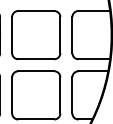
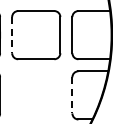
line: solid -> dashed (12, 35)
part: present -> none (36, 95)
line: solid -> dashed (72, 95)
